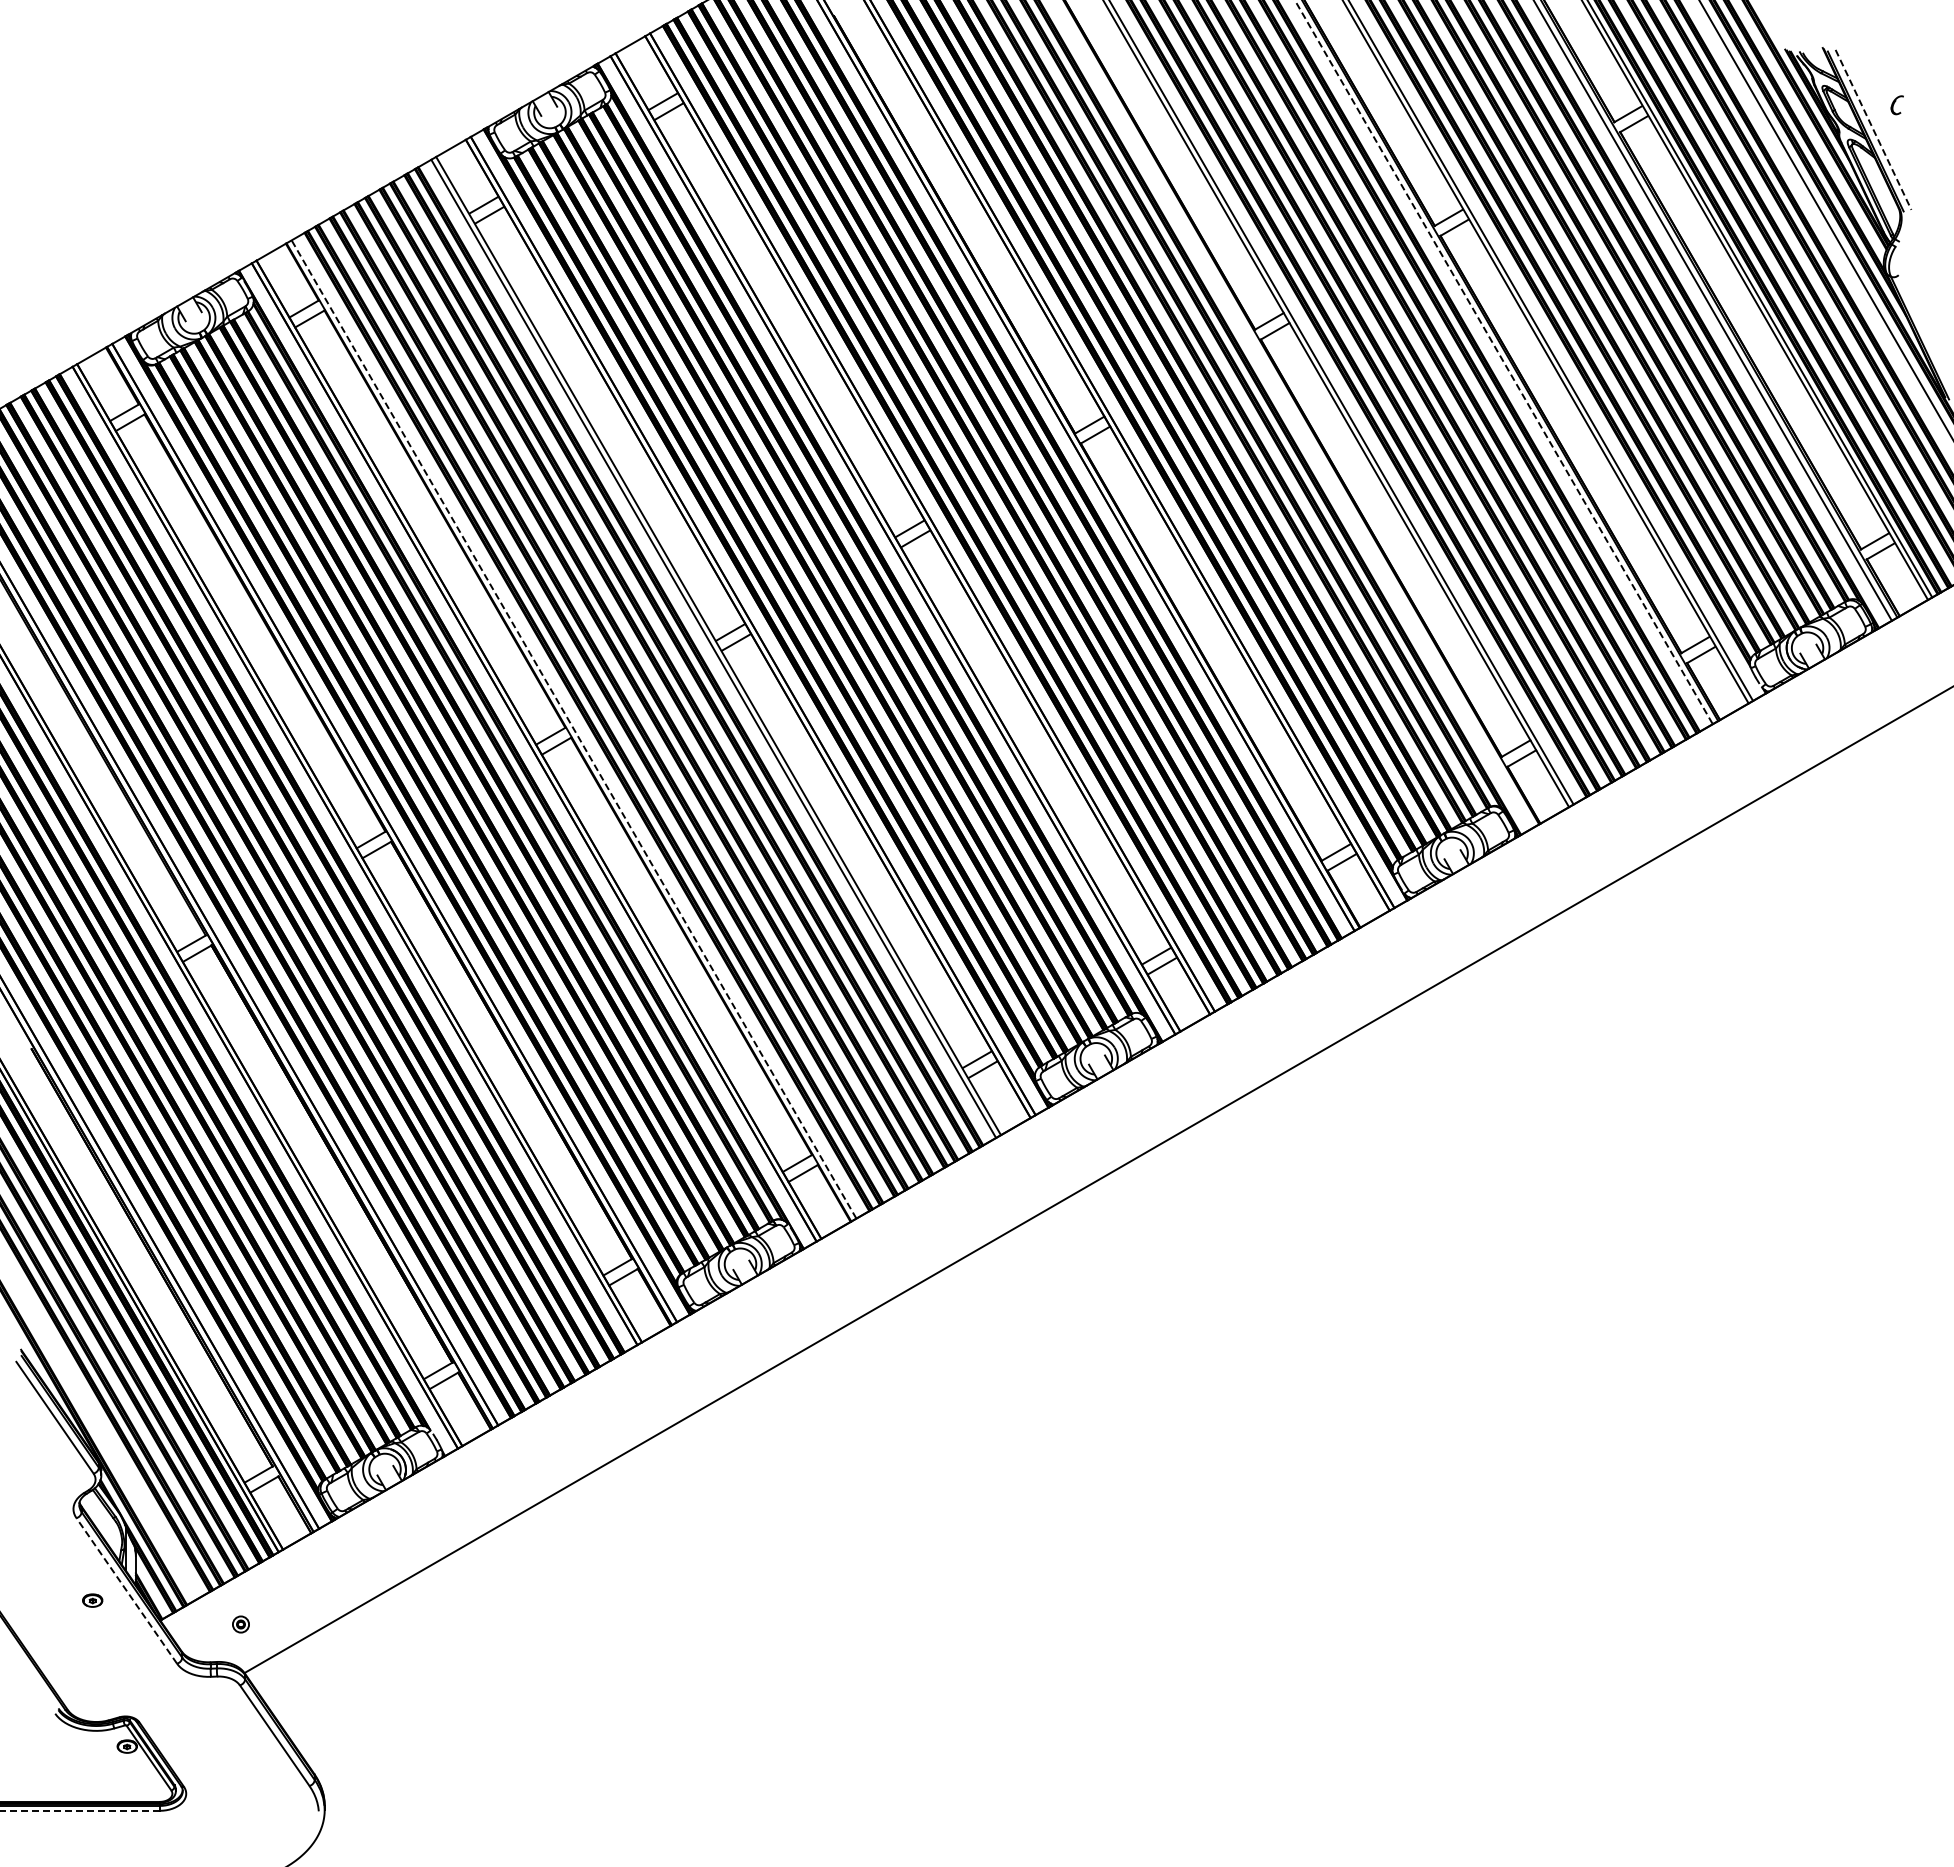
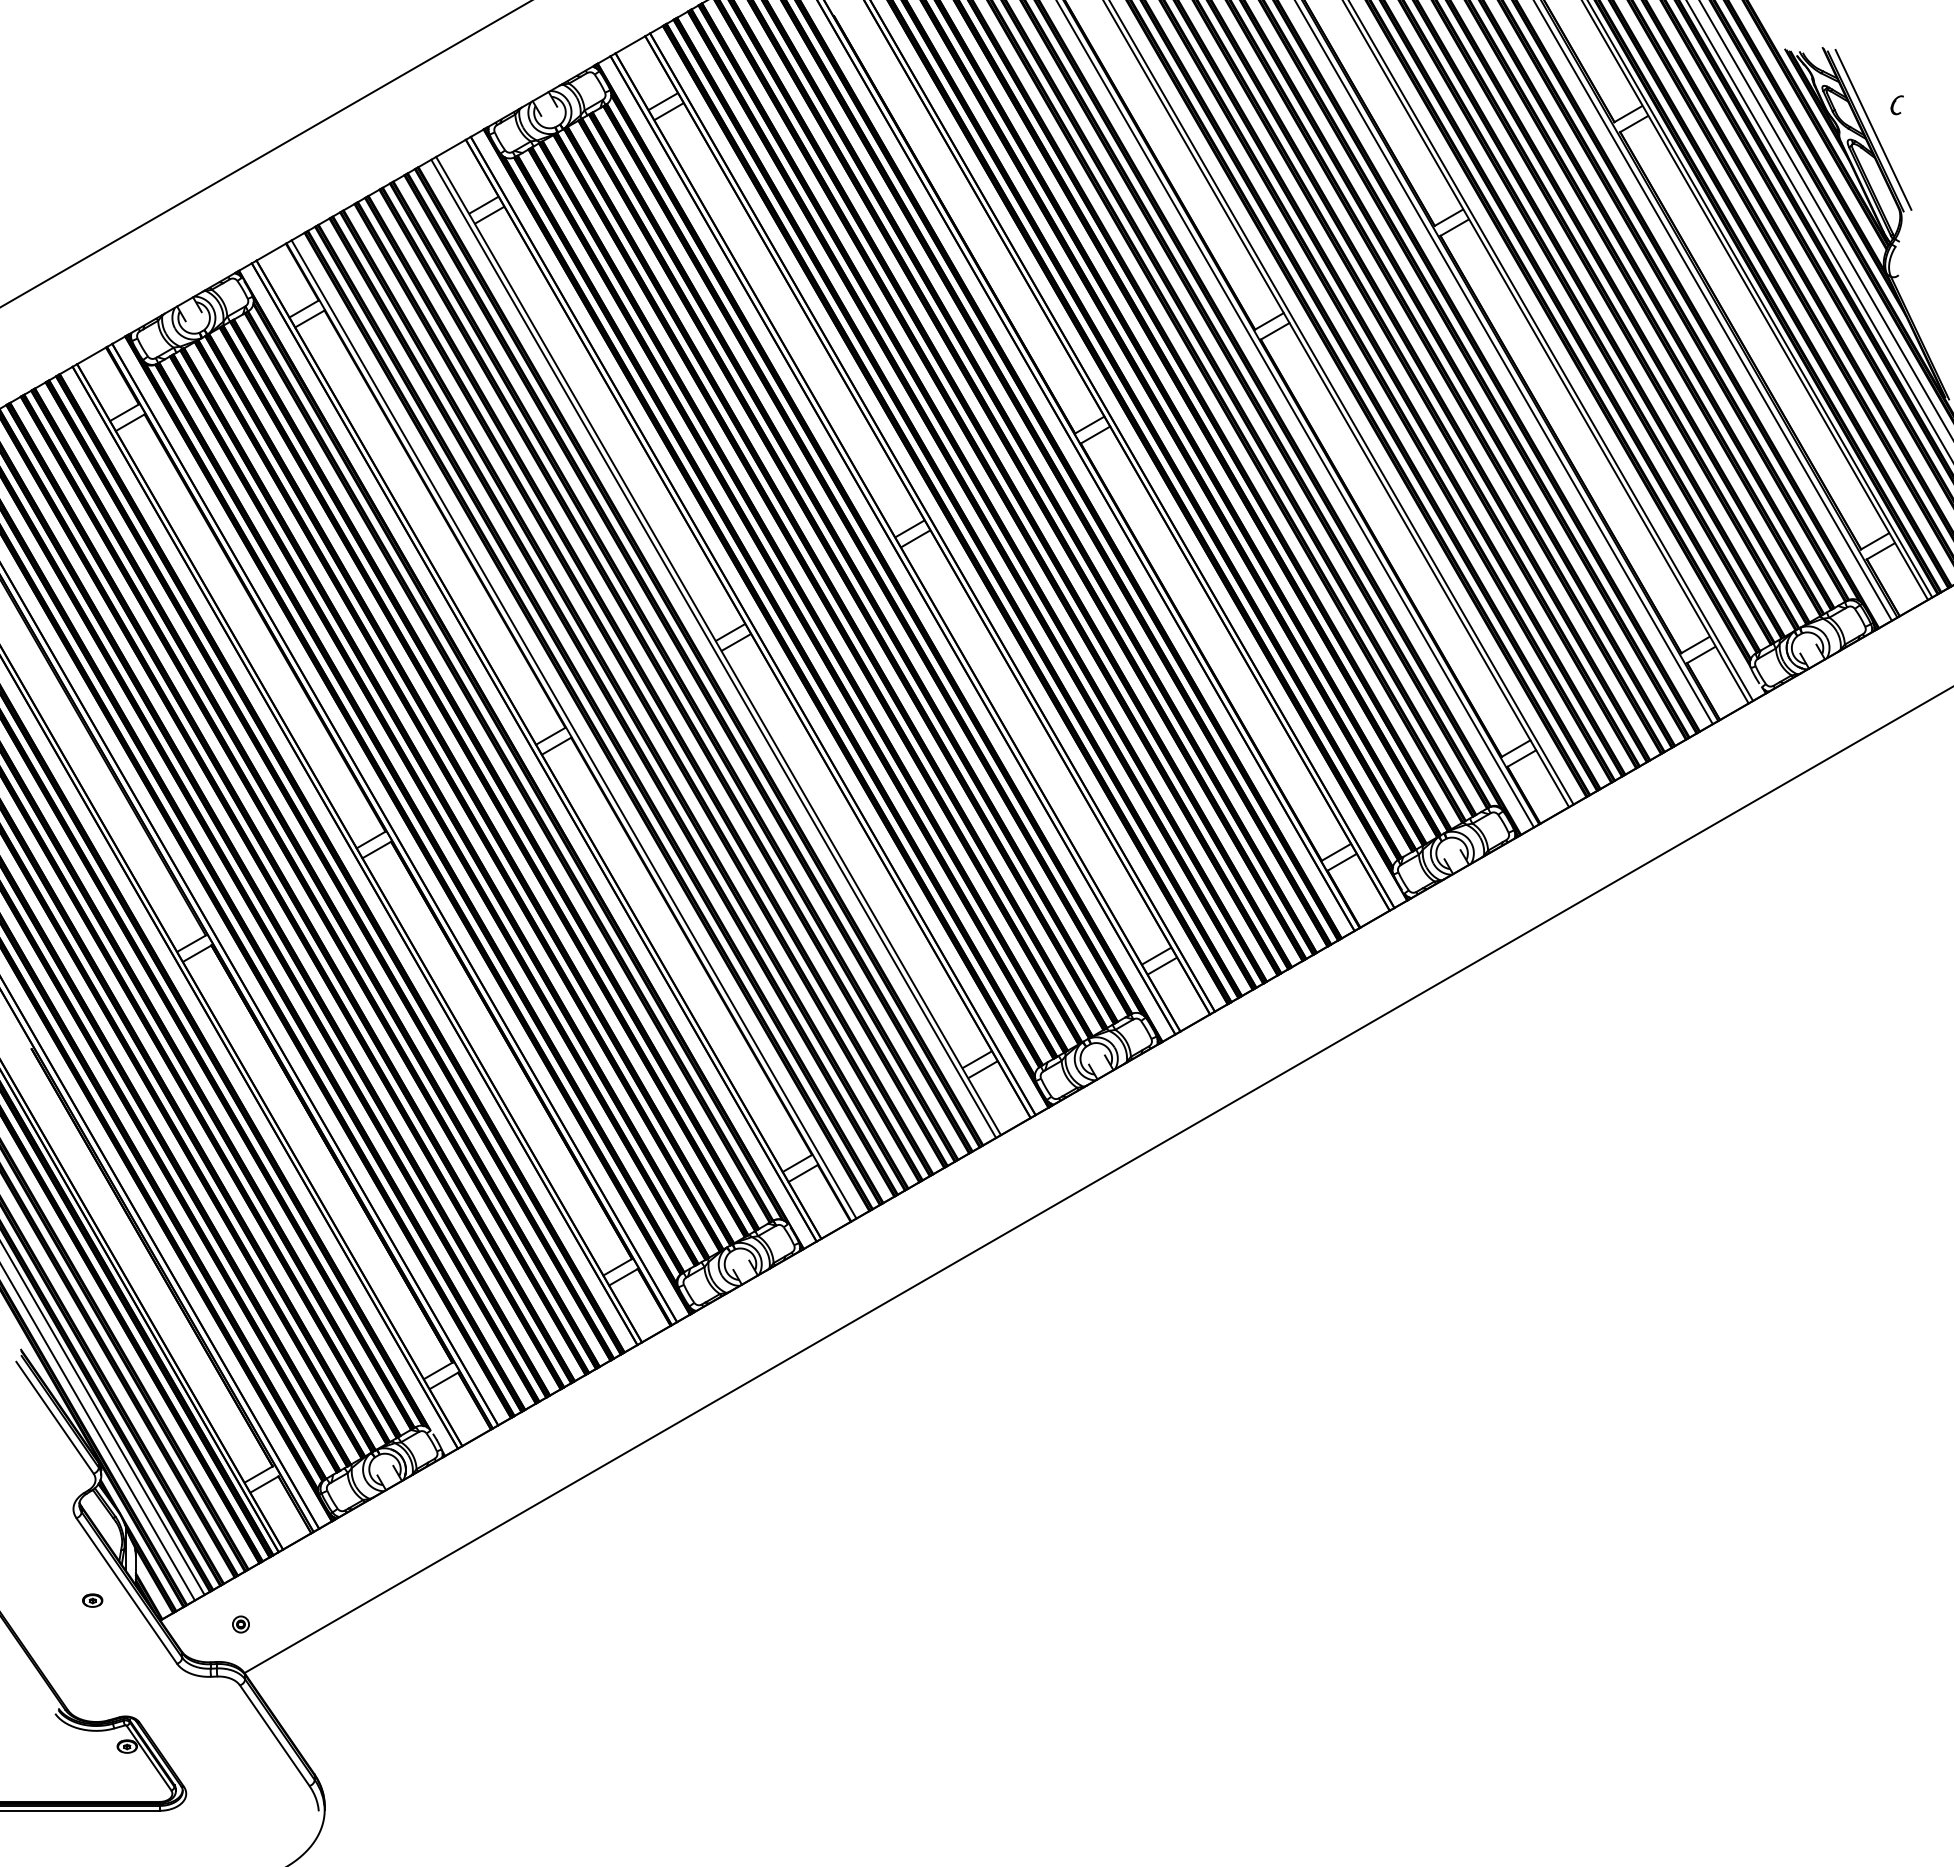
line: dashed -> solid (1873, 130)
line: none -> present (265, 154)
line: none -> present (1818, 230)
line: dashed -> solid (1503, 362)
line: none -> present (1295, 414)
line: dashed -> solid (574, 729)
line: none -> present (103, 1419)
line: none -> present (98, 1433)
line: dashed -> solid (126, 1590)
line: dashed -> solid (80, 1810)
